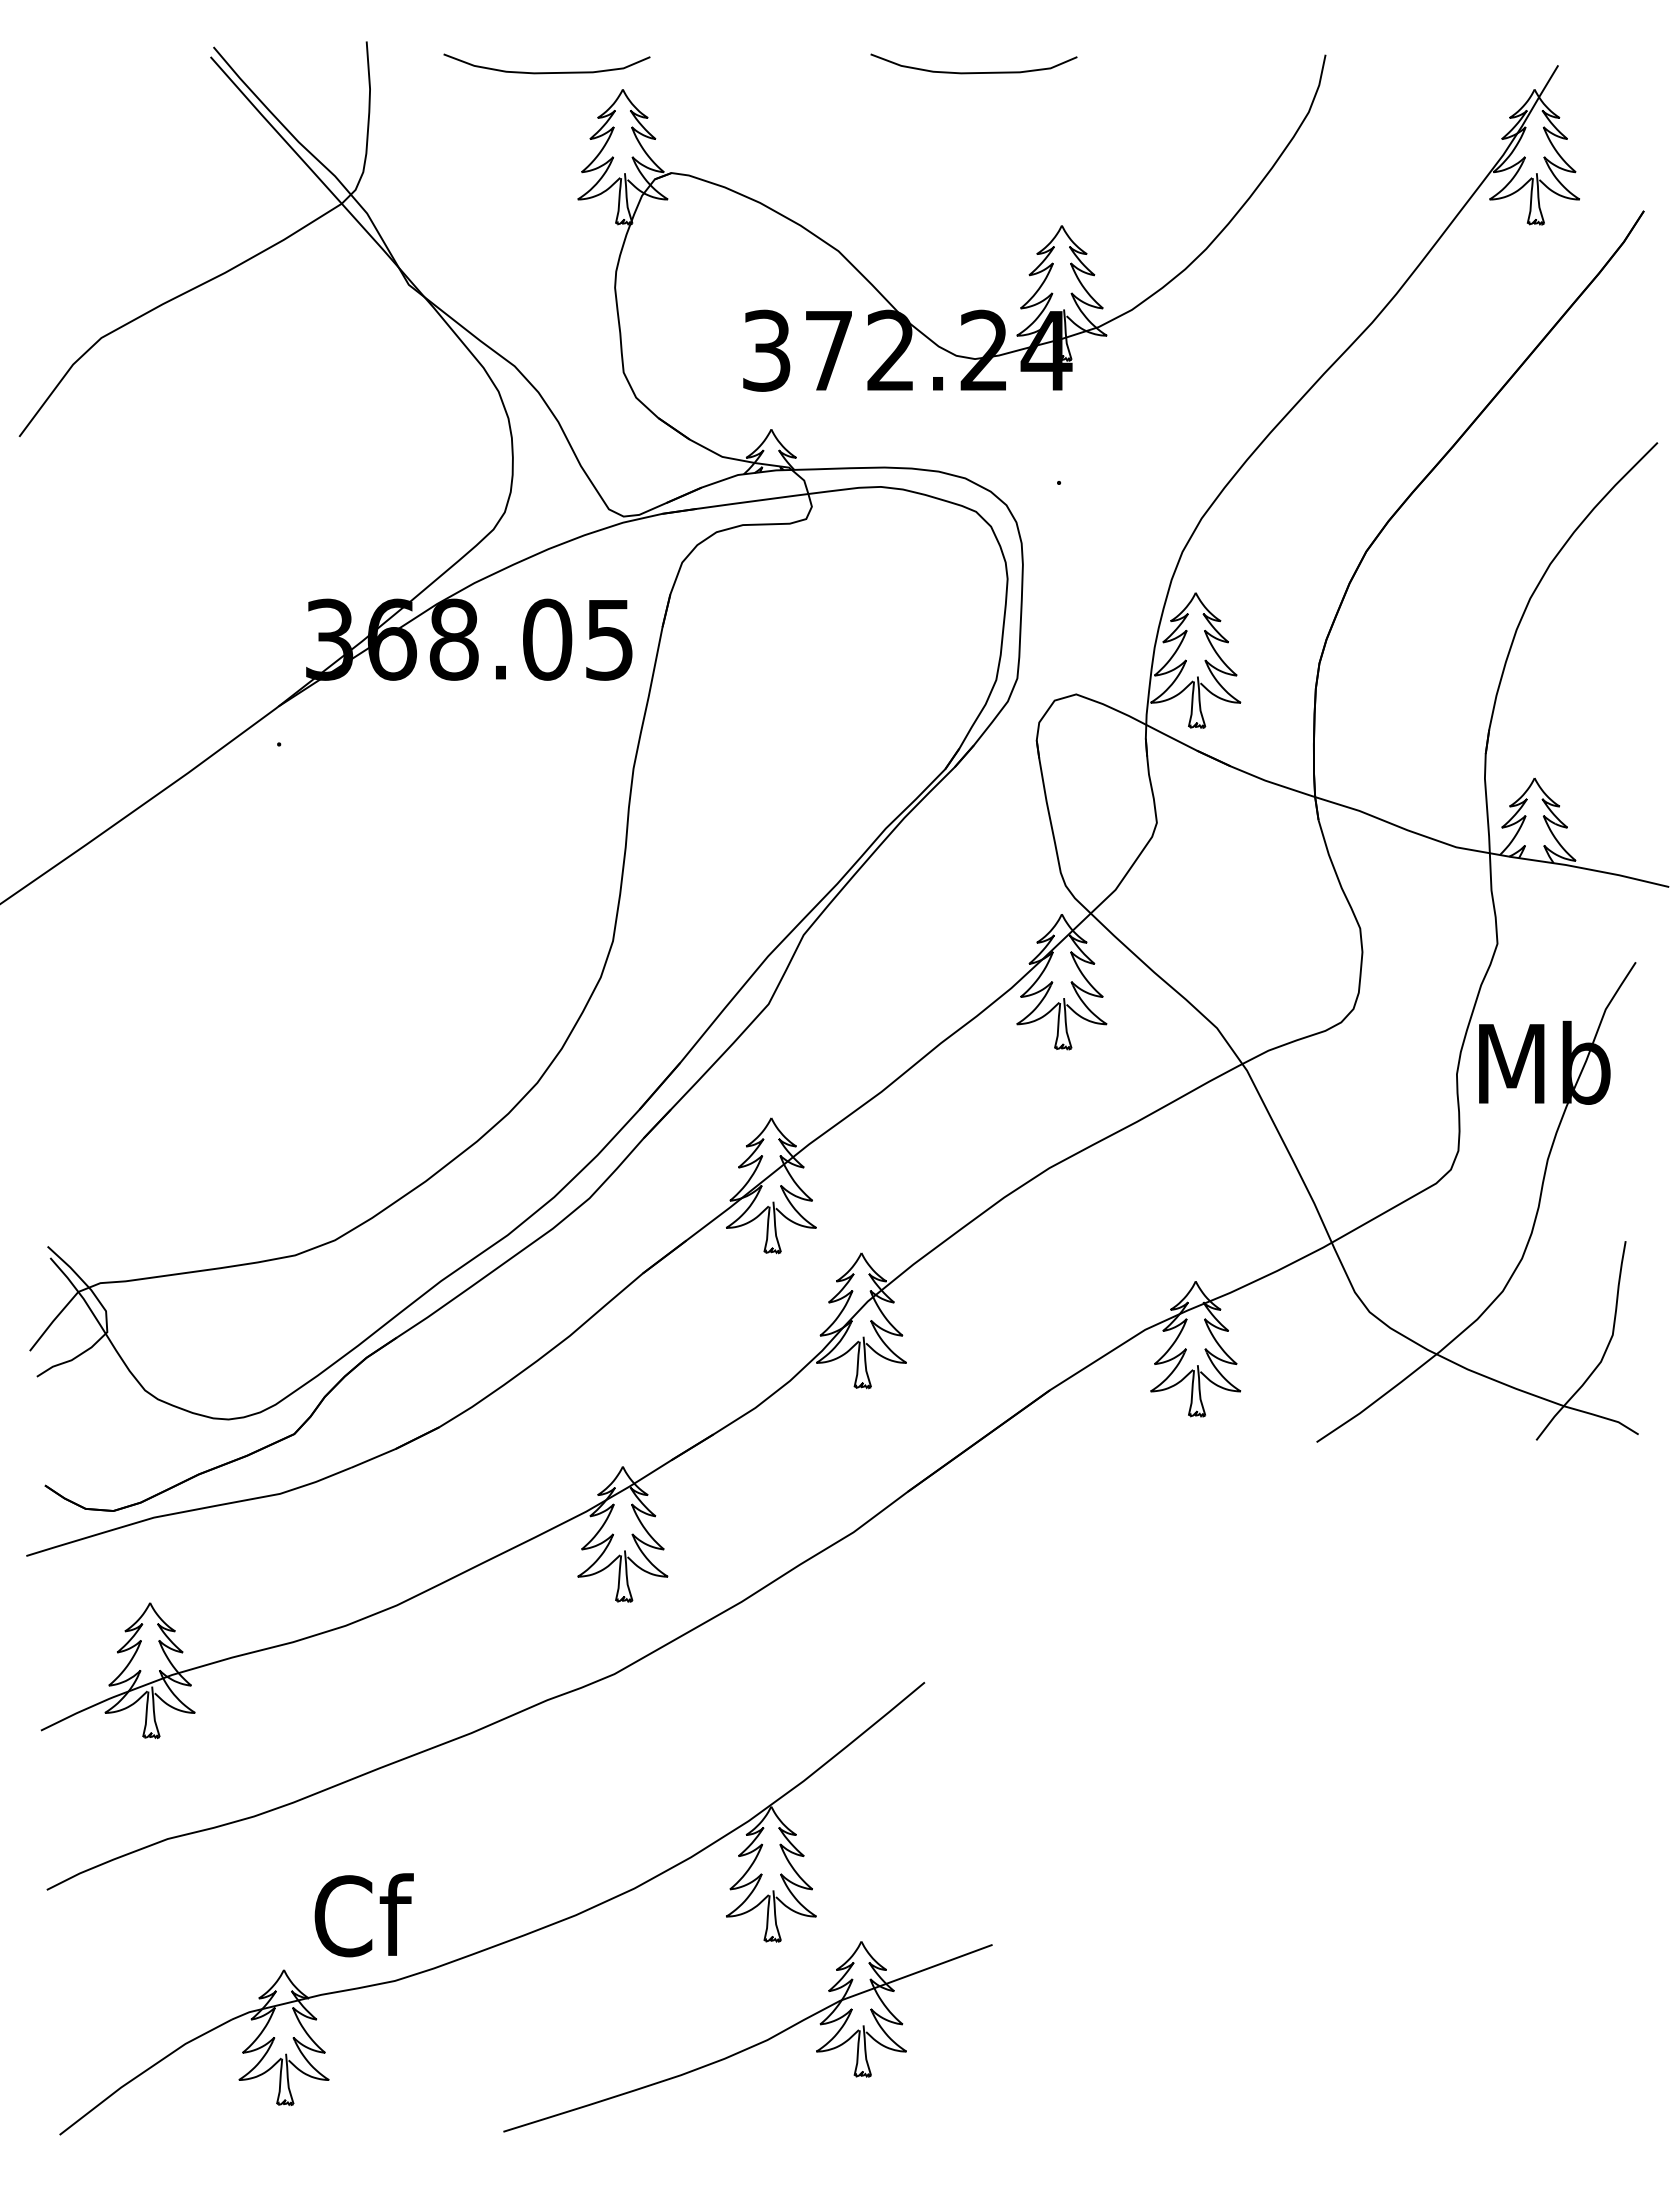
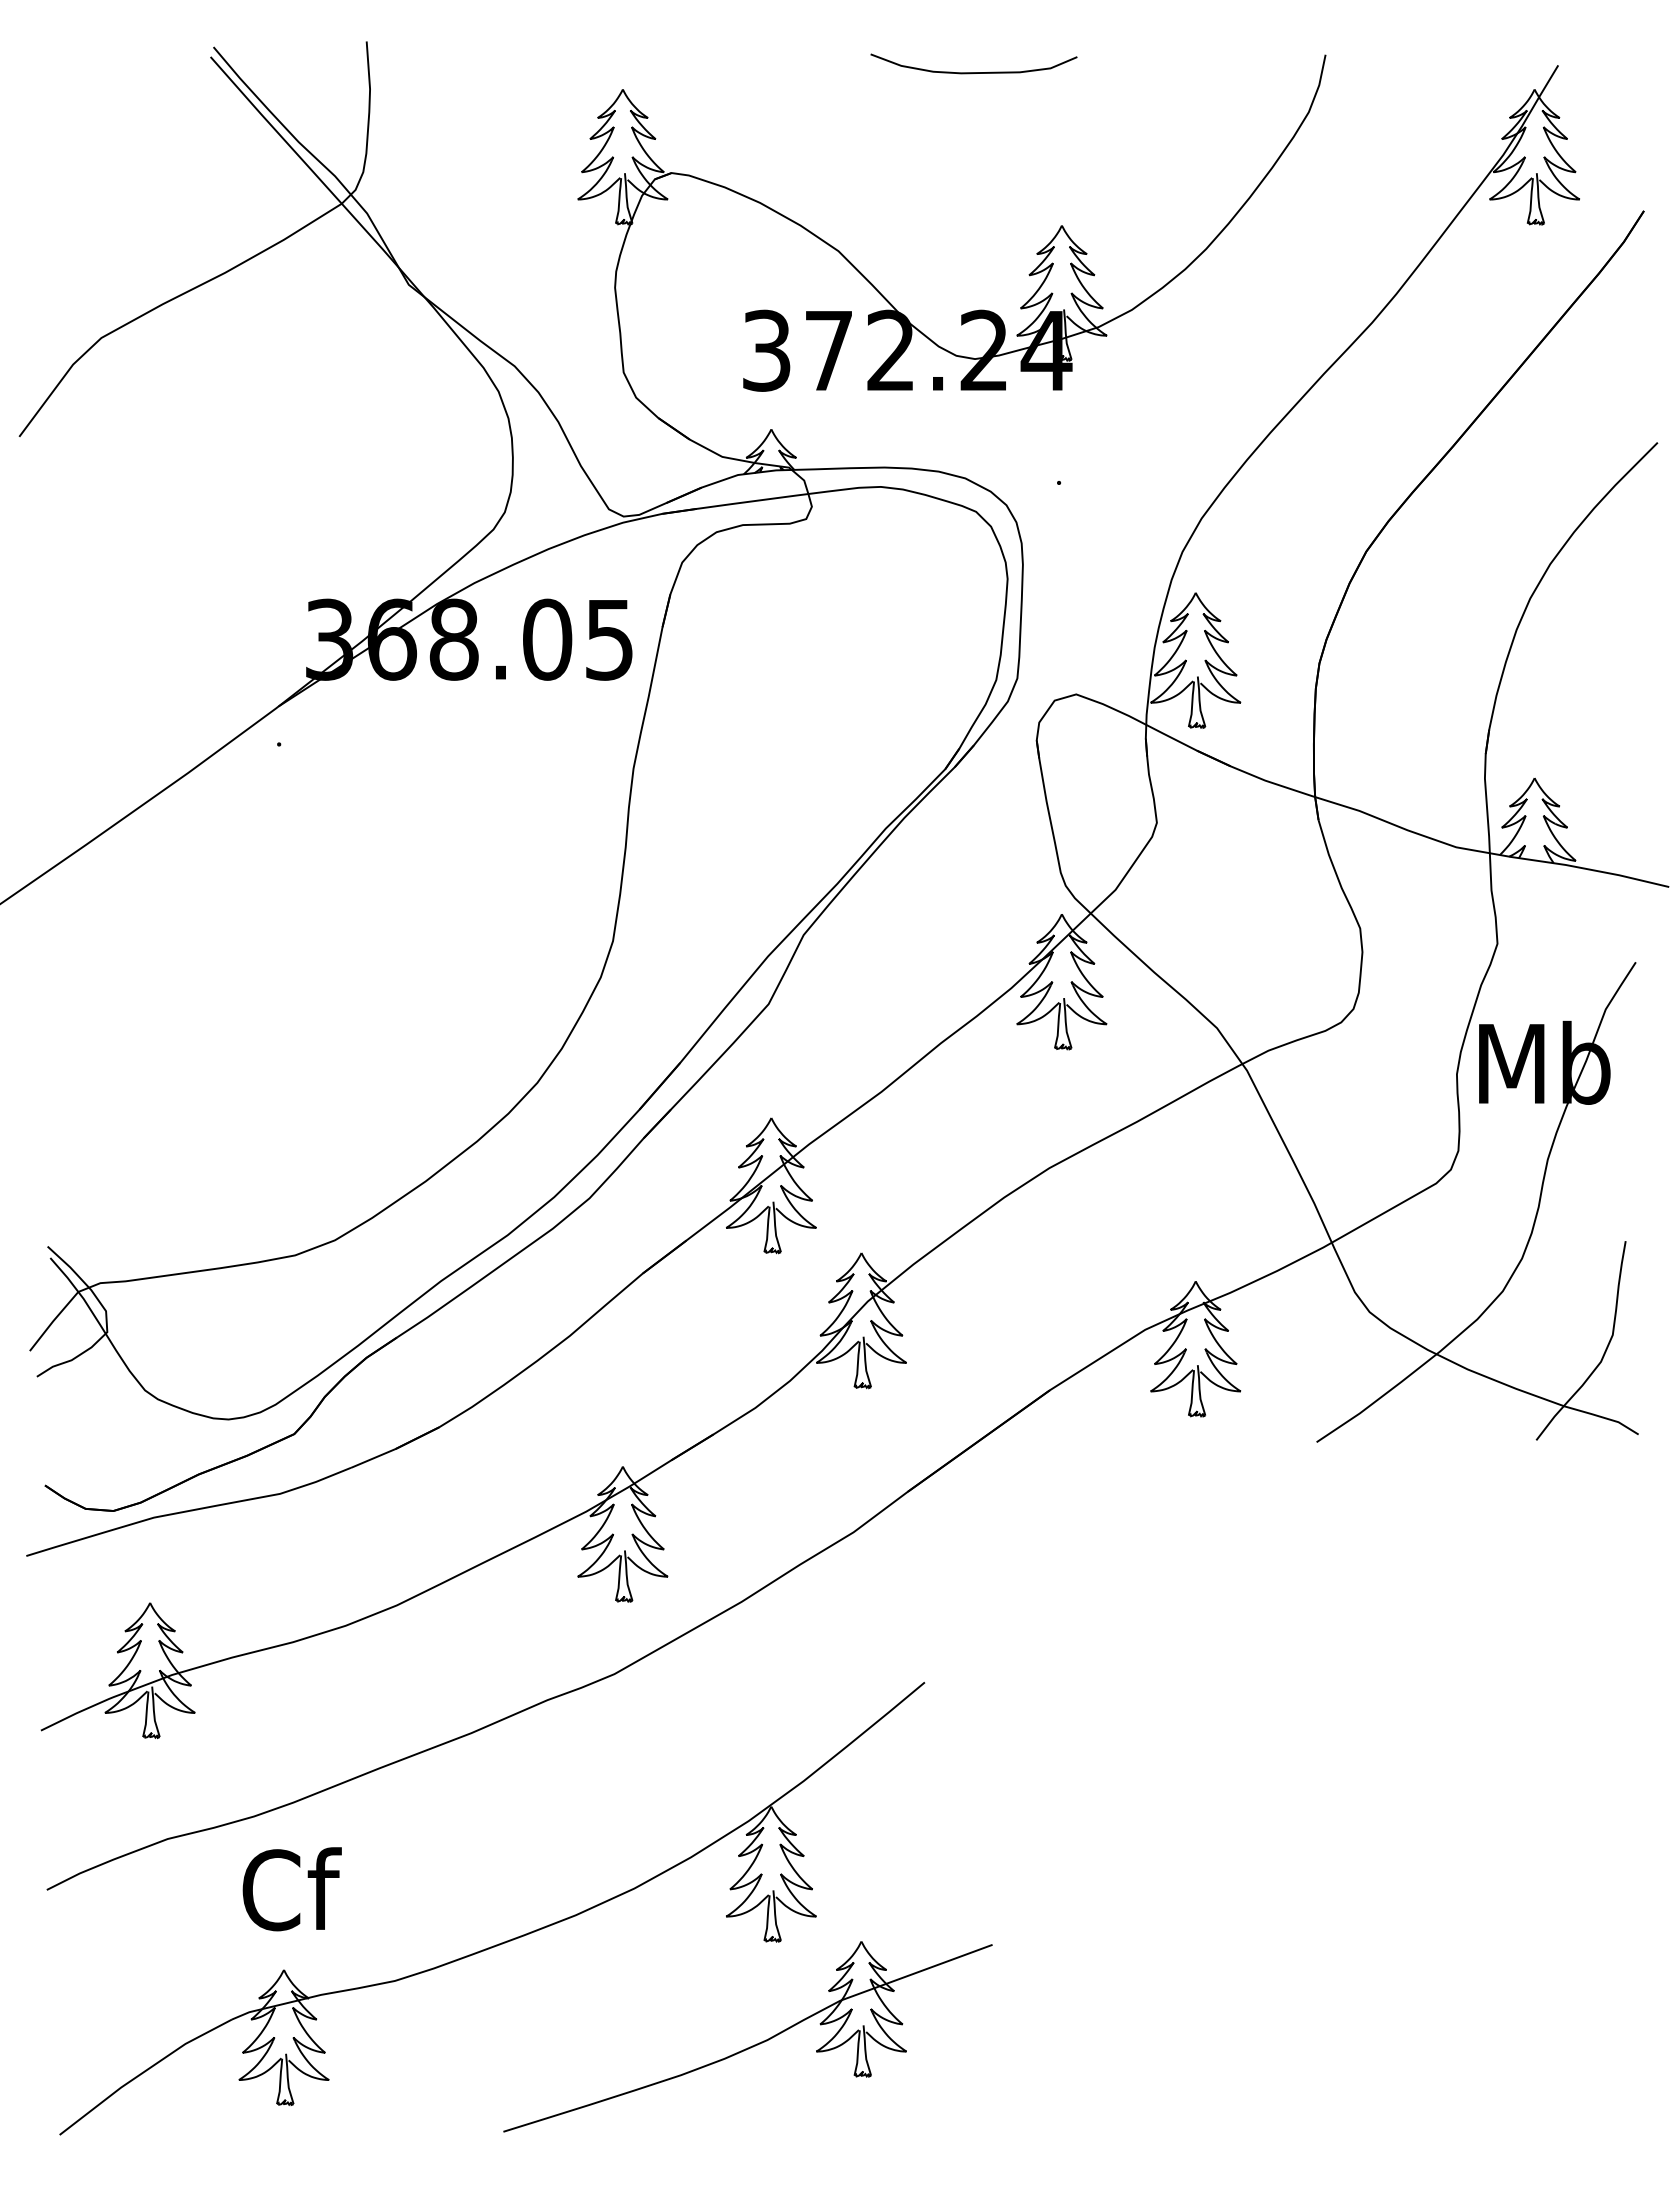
curve: present -> none (546, 72)
text position: (363, 1915) -> (291, 1889) (291, 1889)
